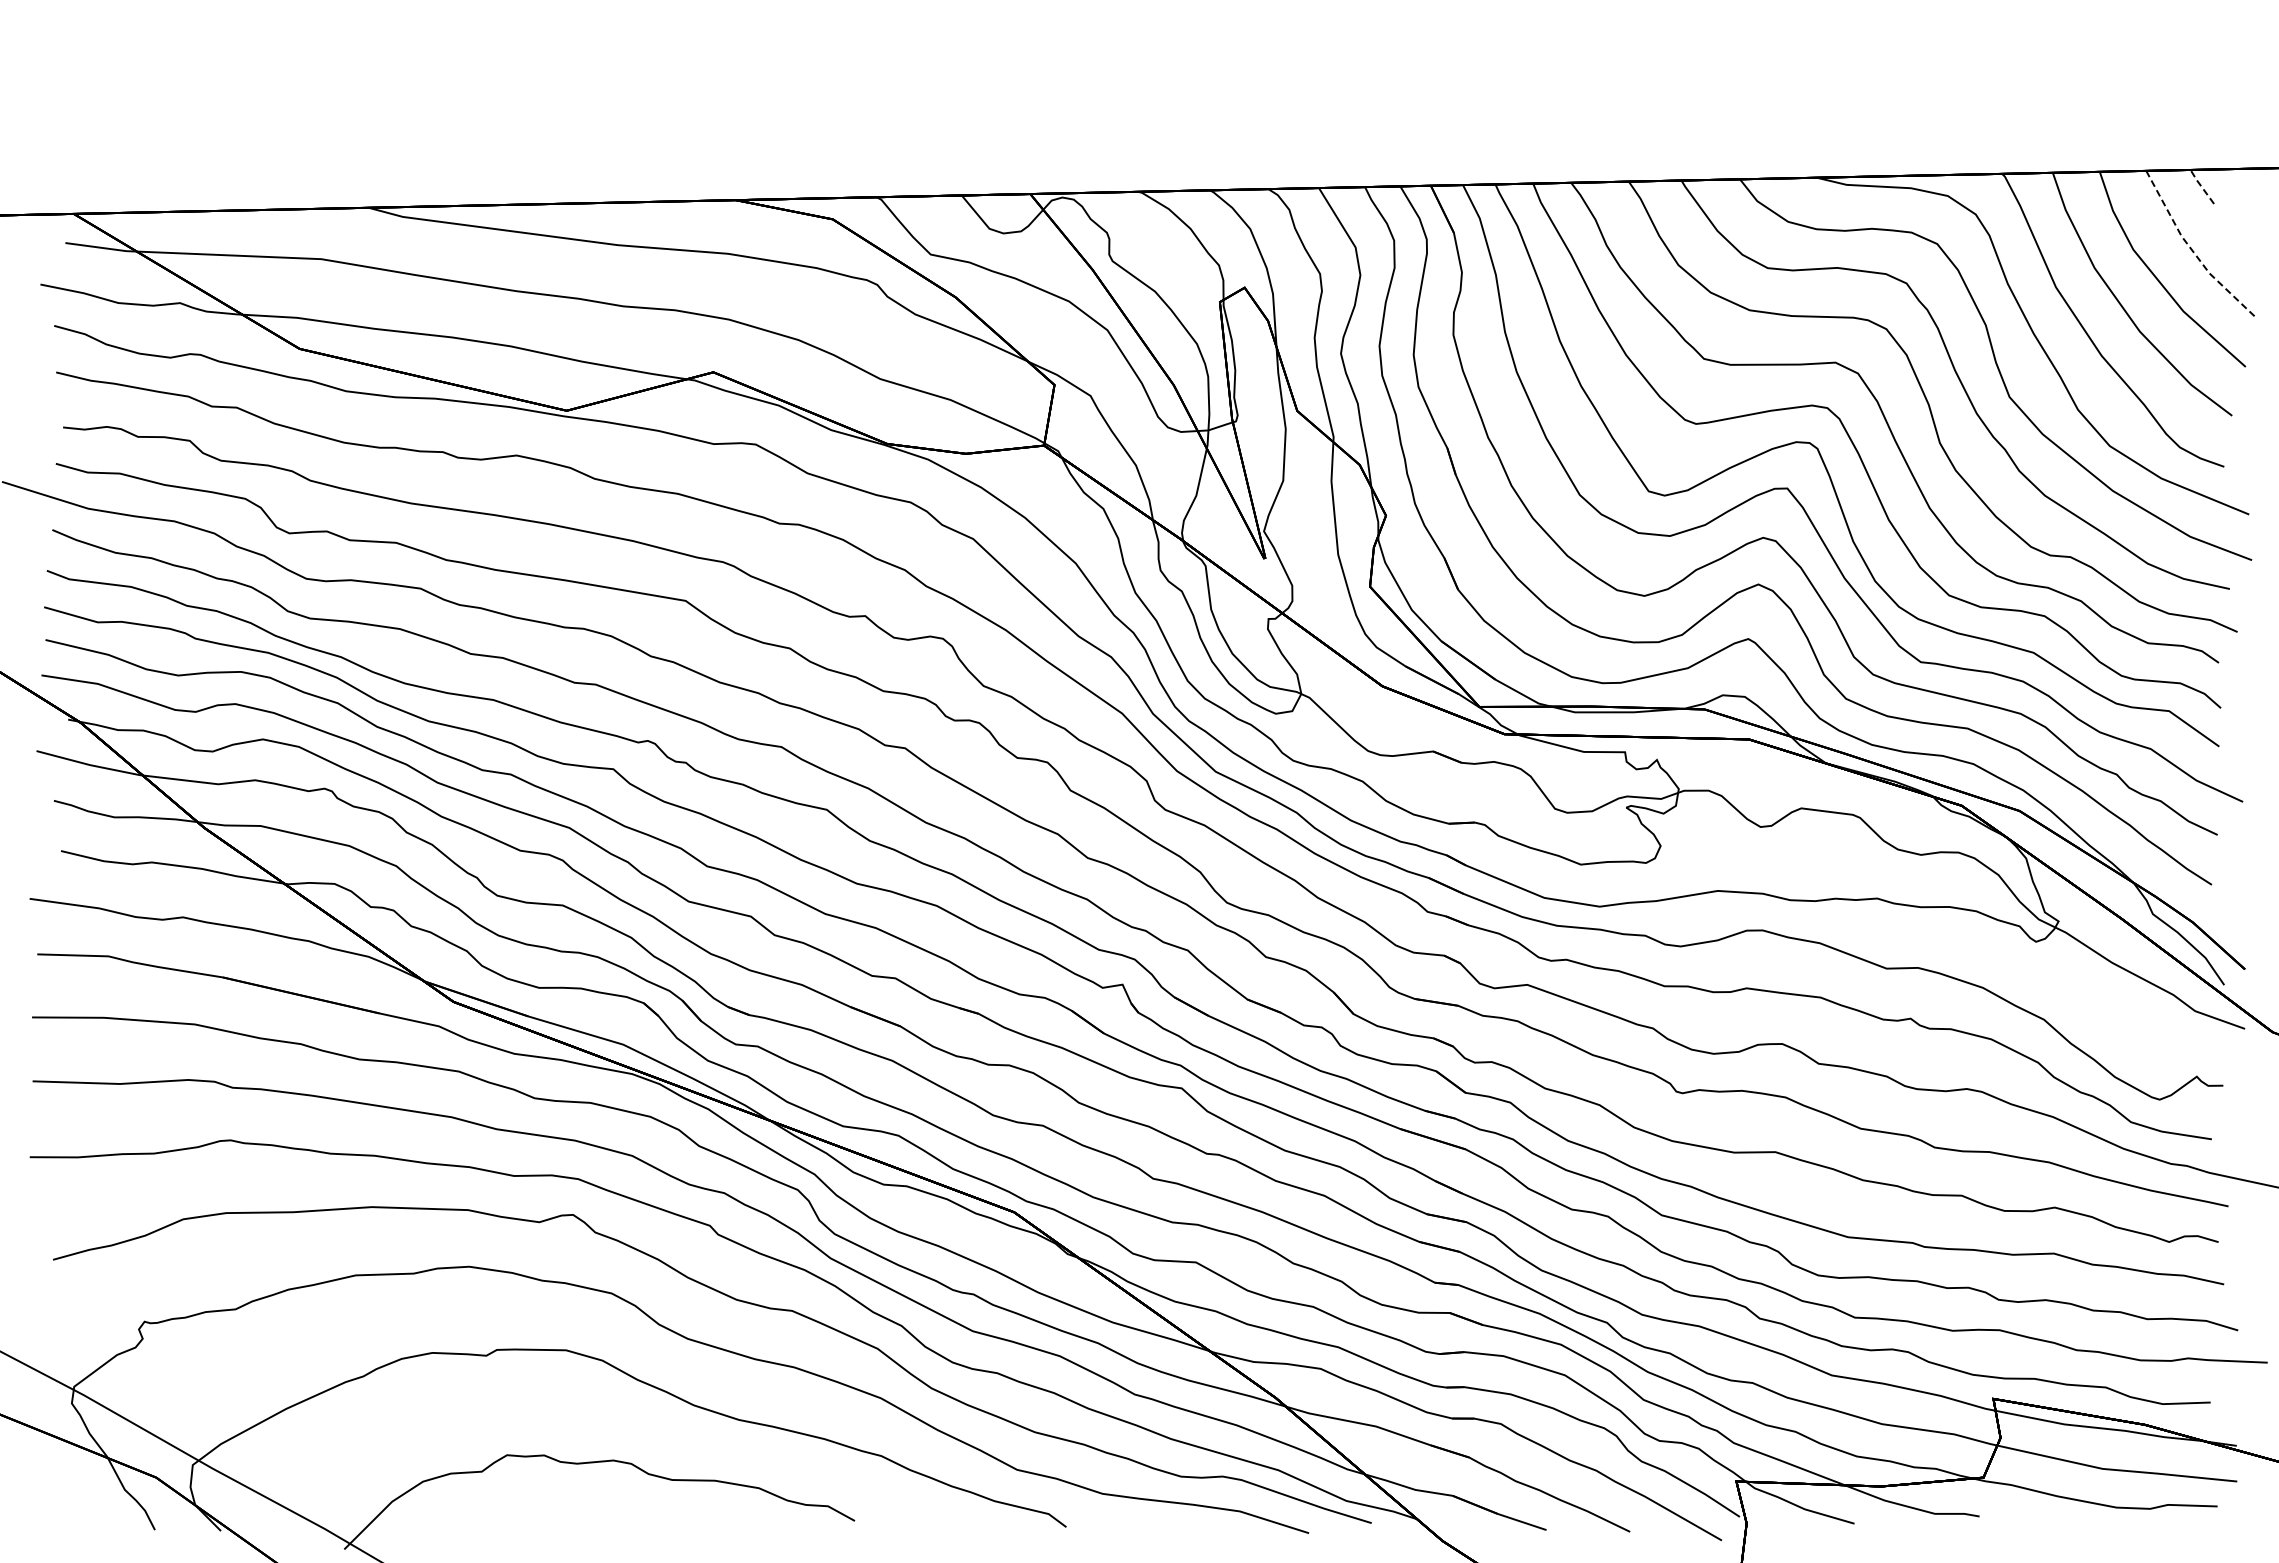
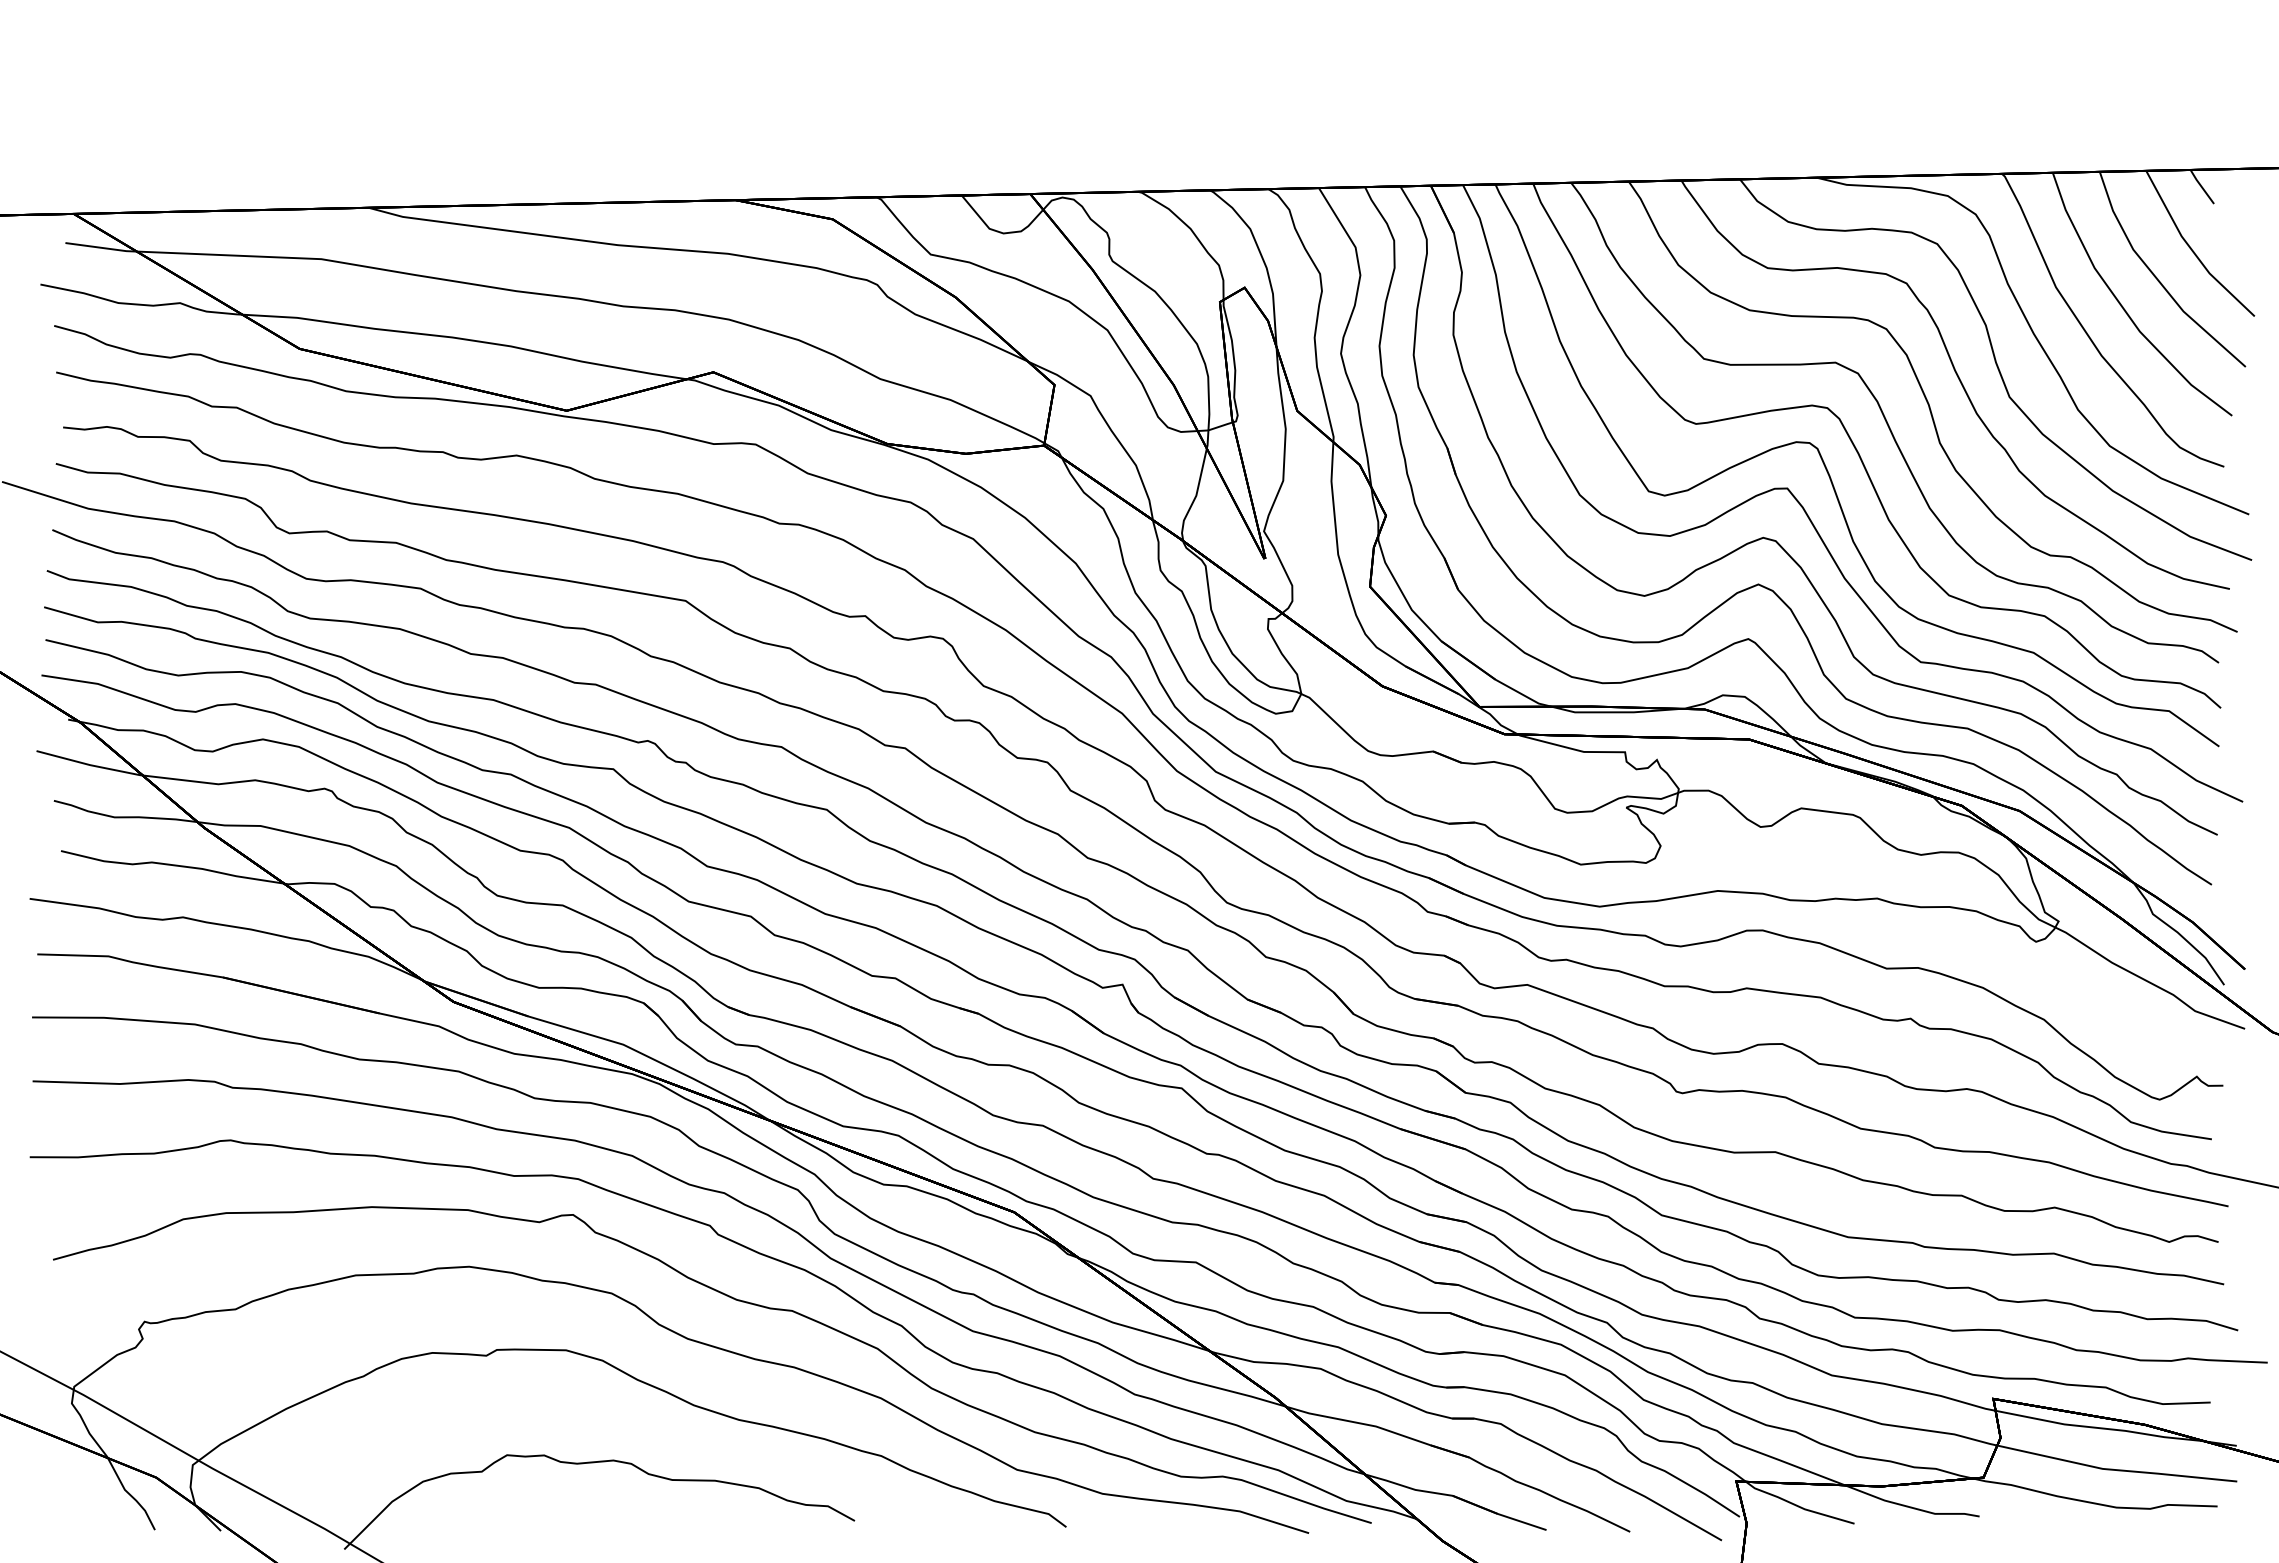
line: dashed -> solid (2201, 186)
line: dashed -> solid (2192, 250)
